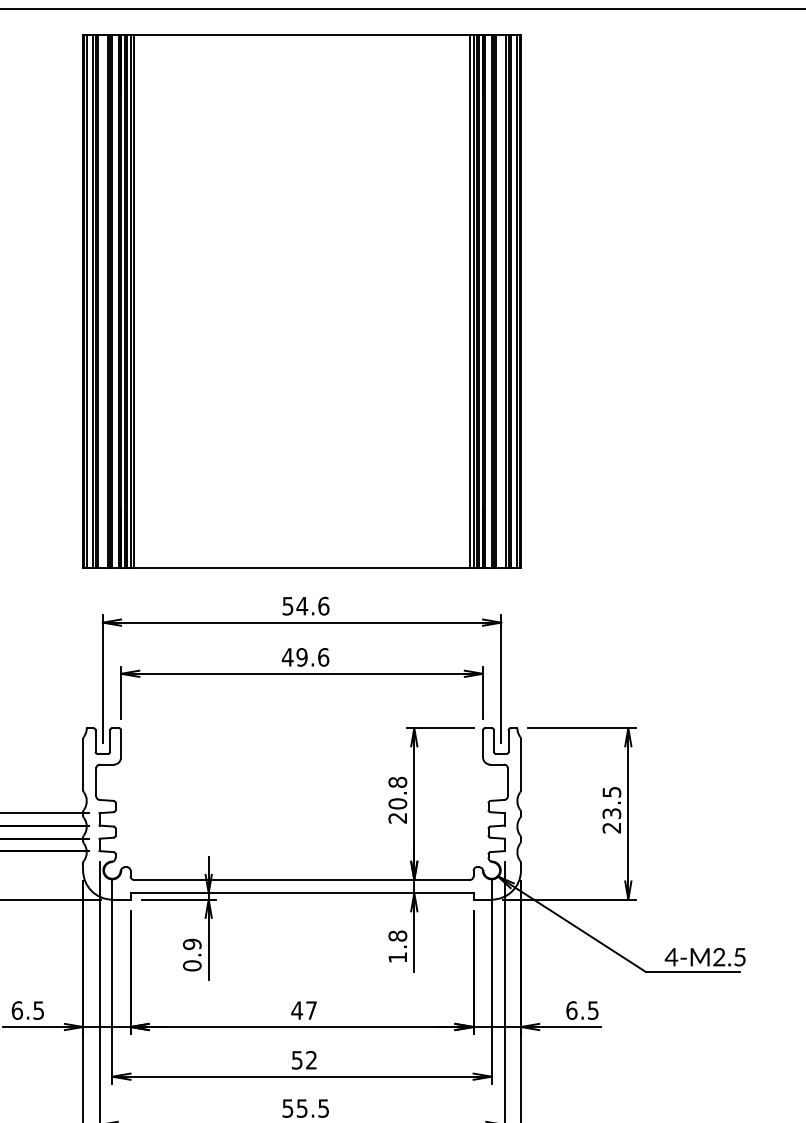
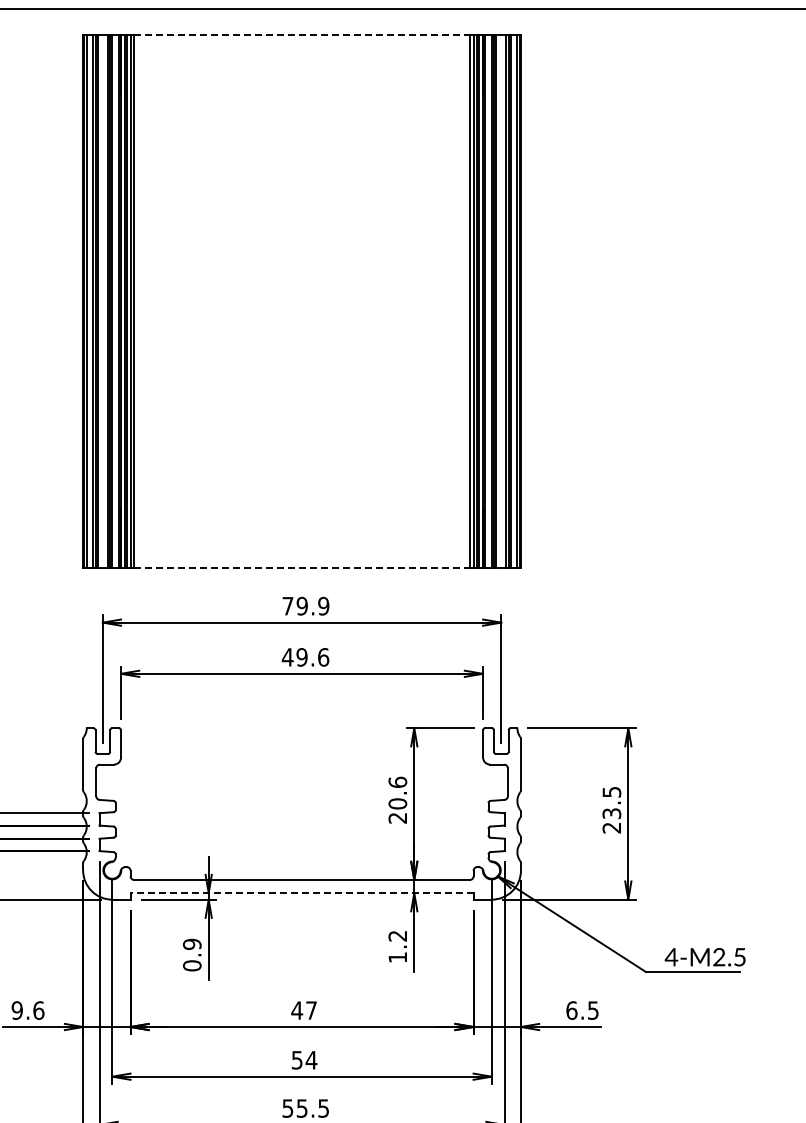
line: solid -> dashed (302, 35)
line: solid -> dashed (302, 567)
text: 54.6 -> 79.9 (305, 605)
text: 20.8 -> 20.6 (397, 781)
line: solid -> dashed (301, 893)
text: 1.8 -> 1.2 (397, 935)
text: 6.5 -> 9.6 (27, 1010)
text: 52 -> 54 (311, 1059)
